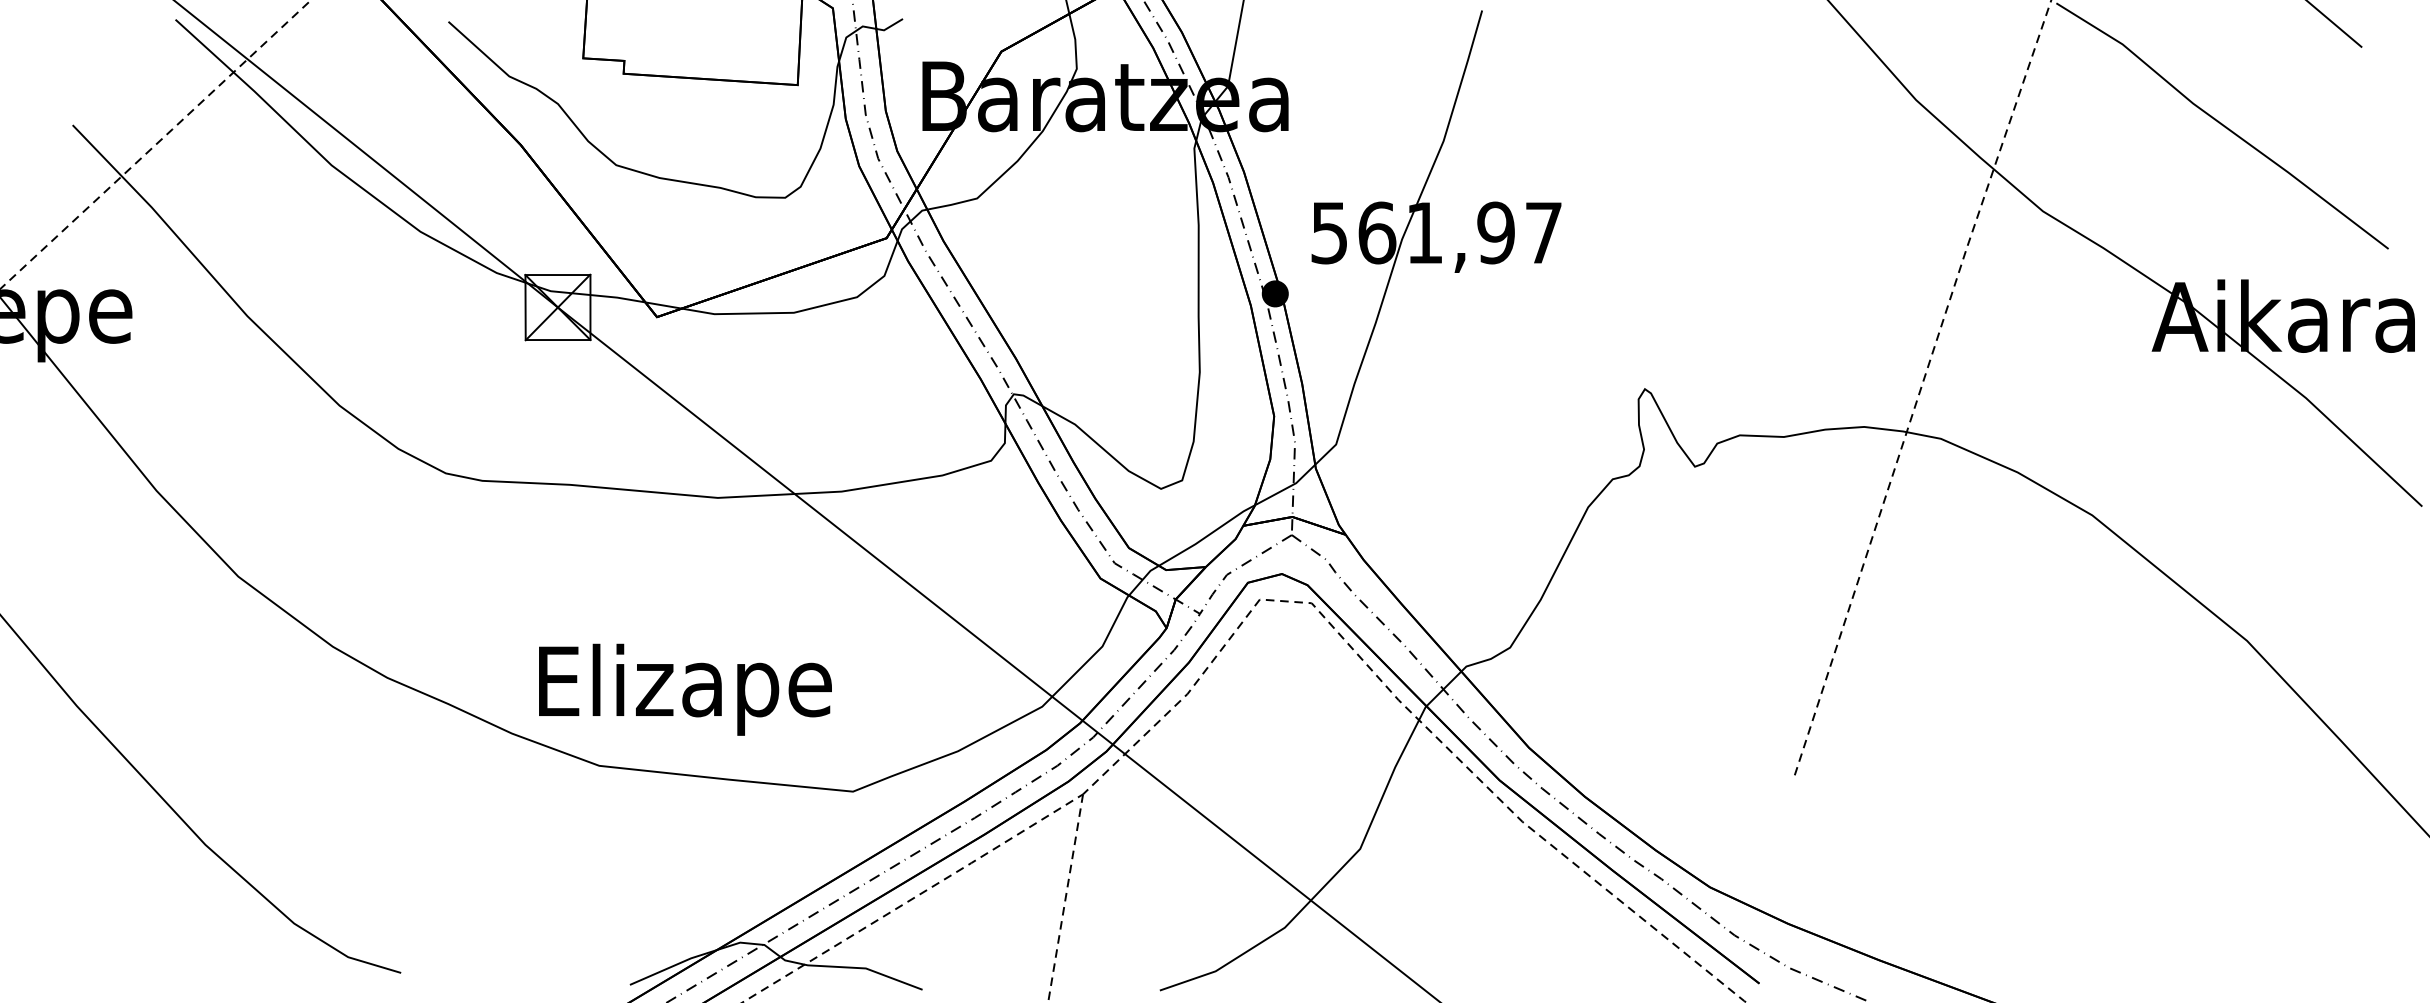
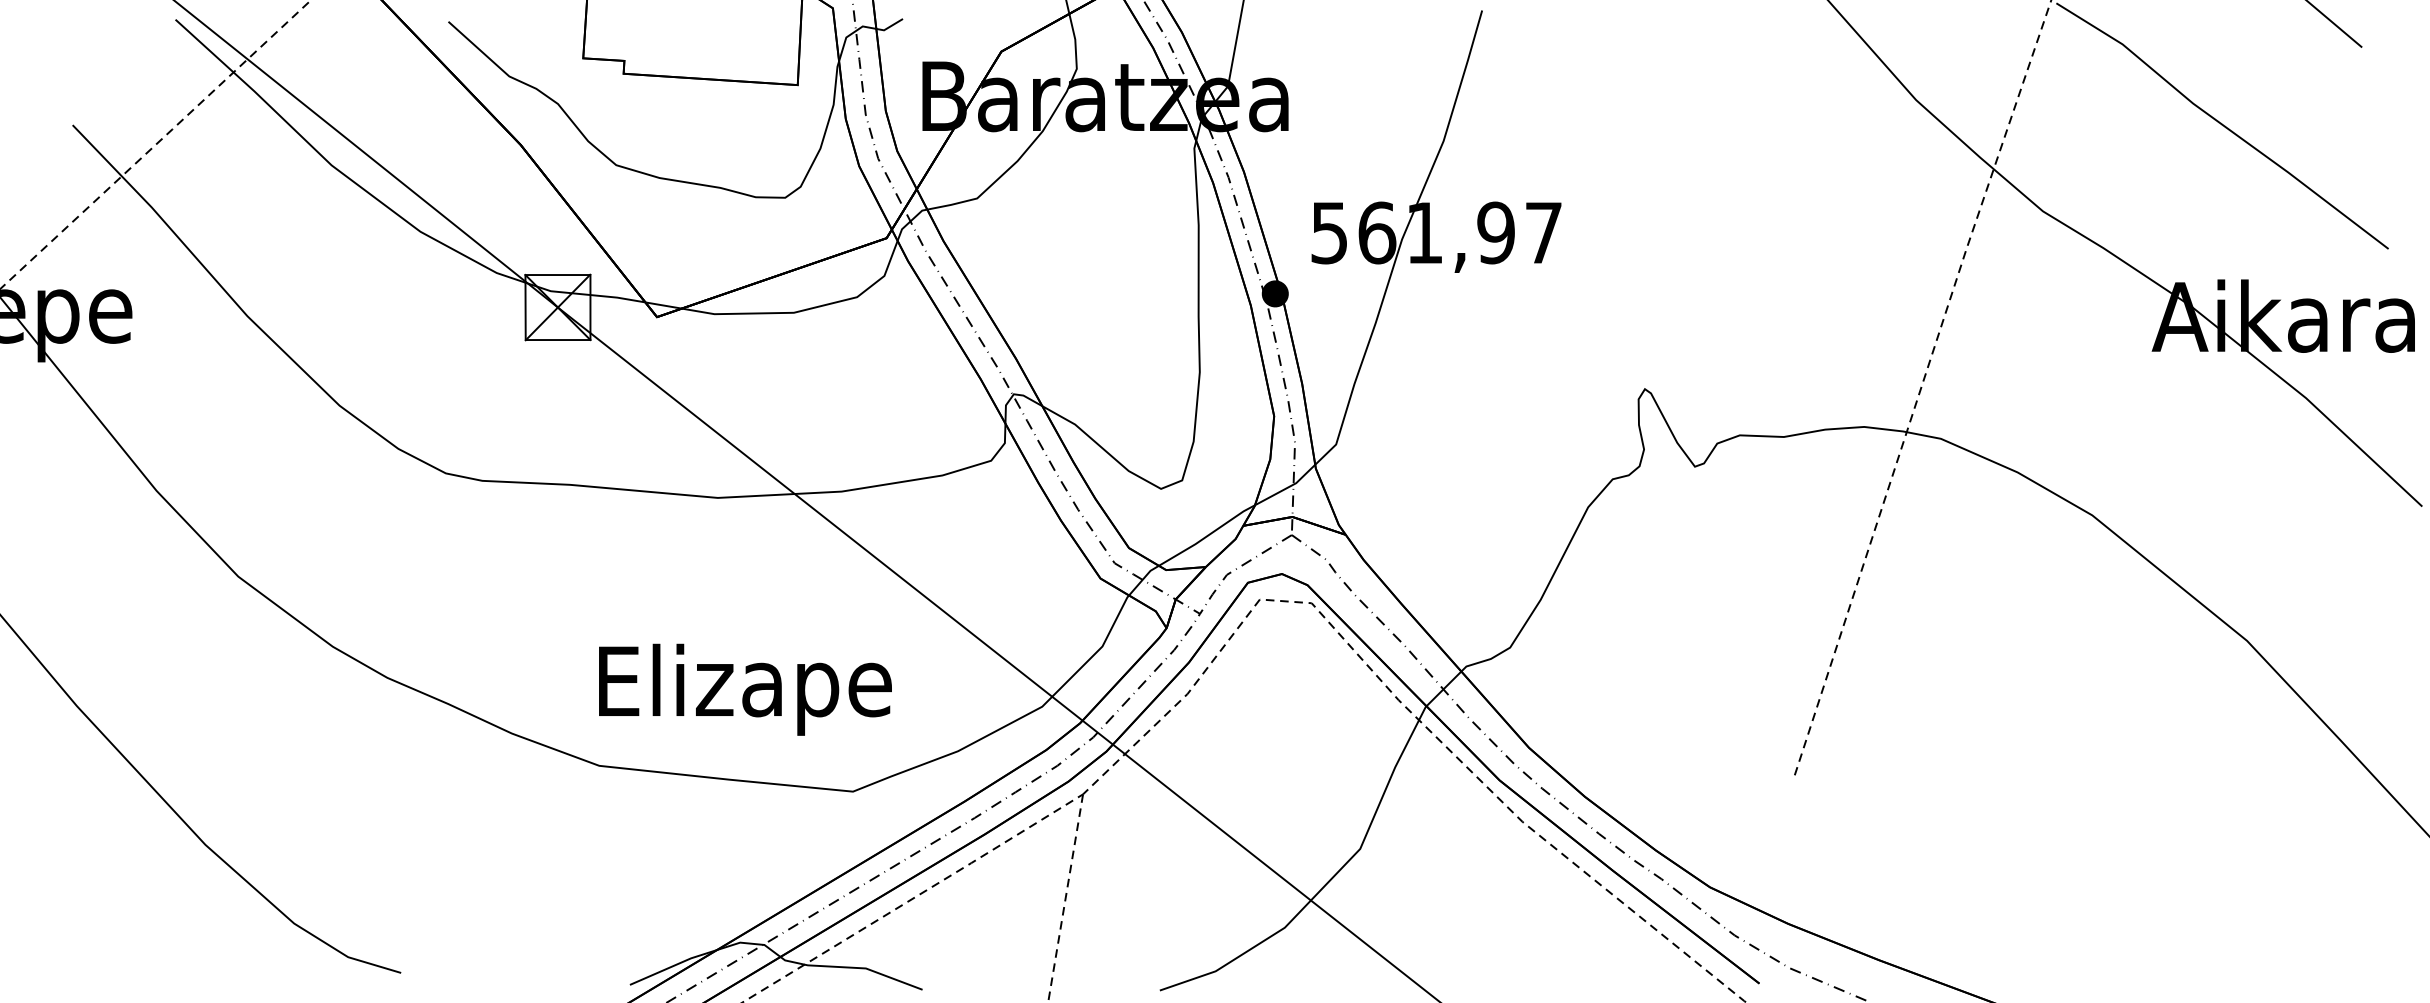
text position: (685, 689) -> (745, 689) (745, 689)
